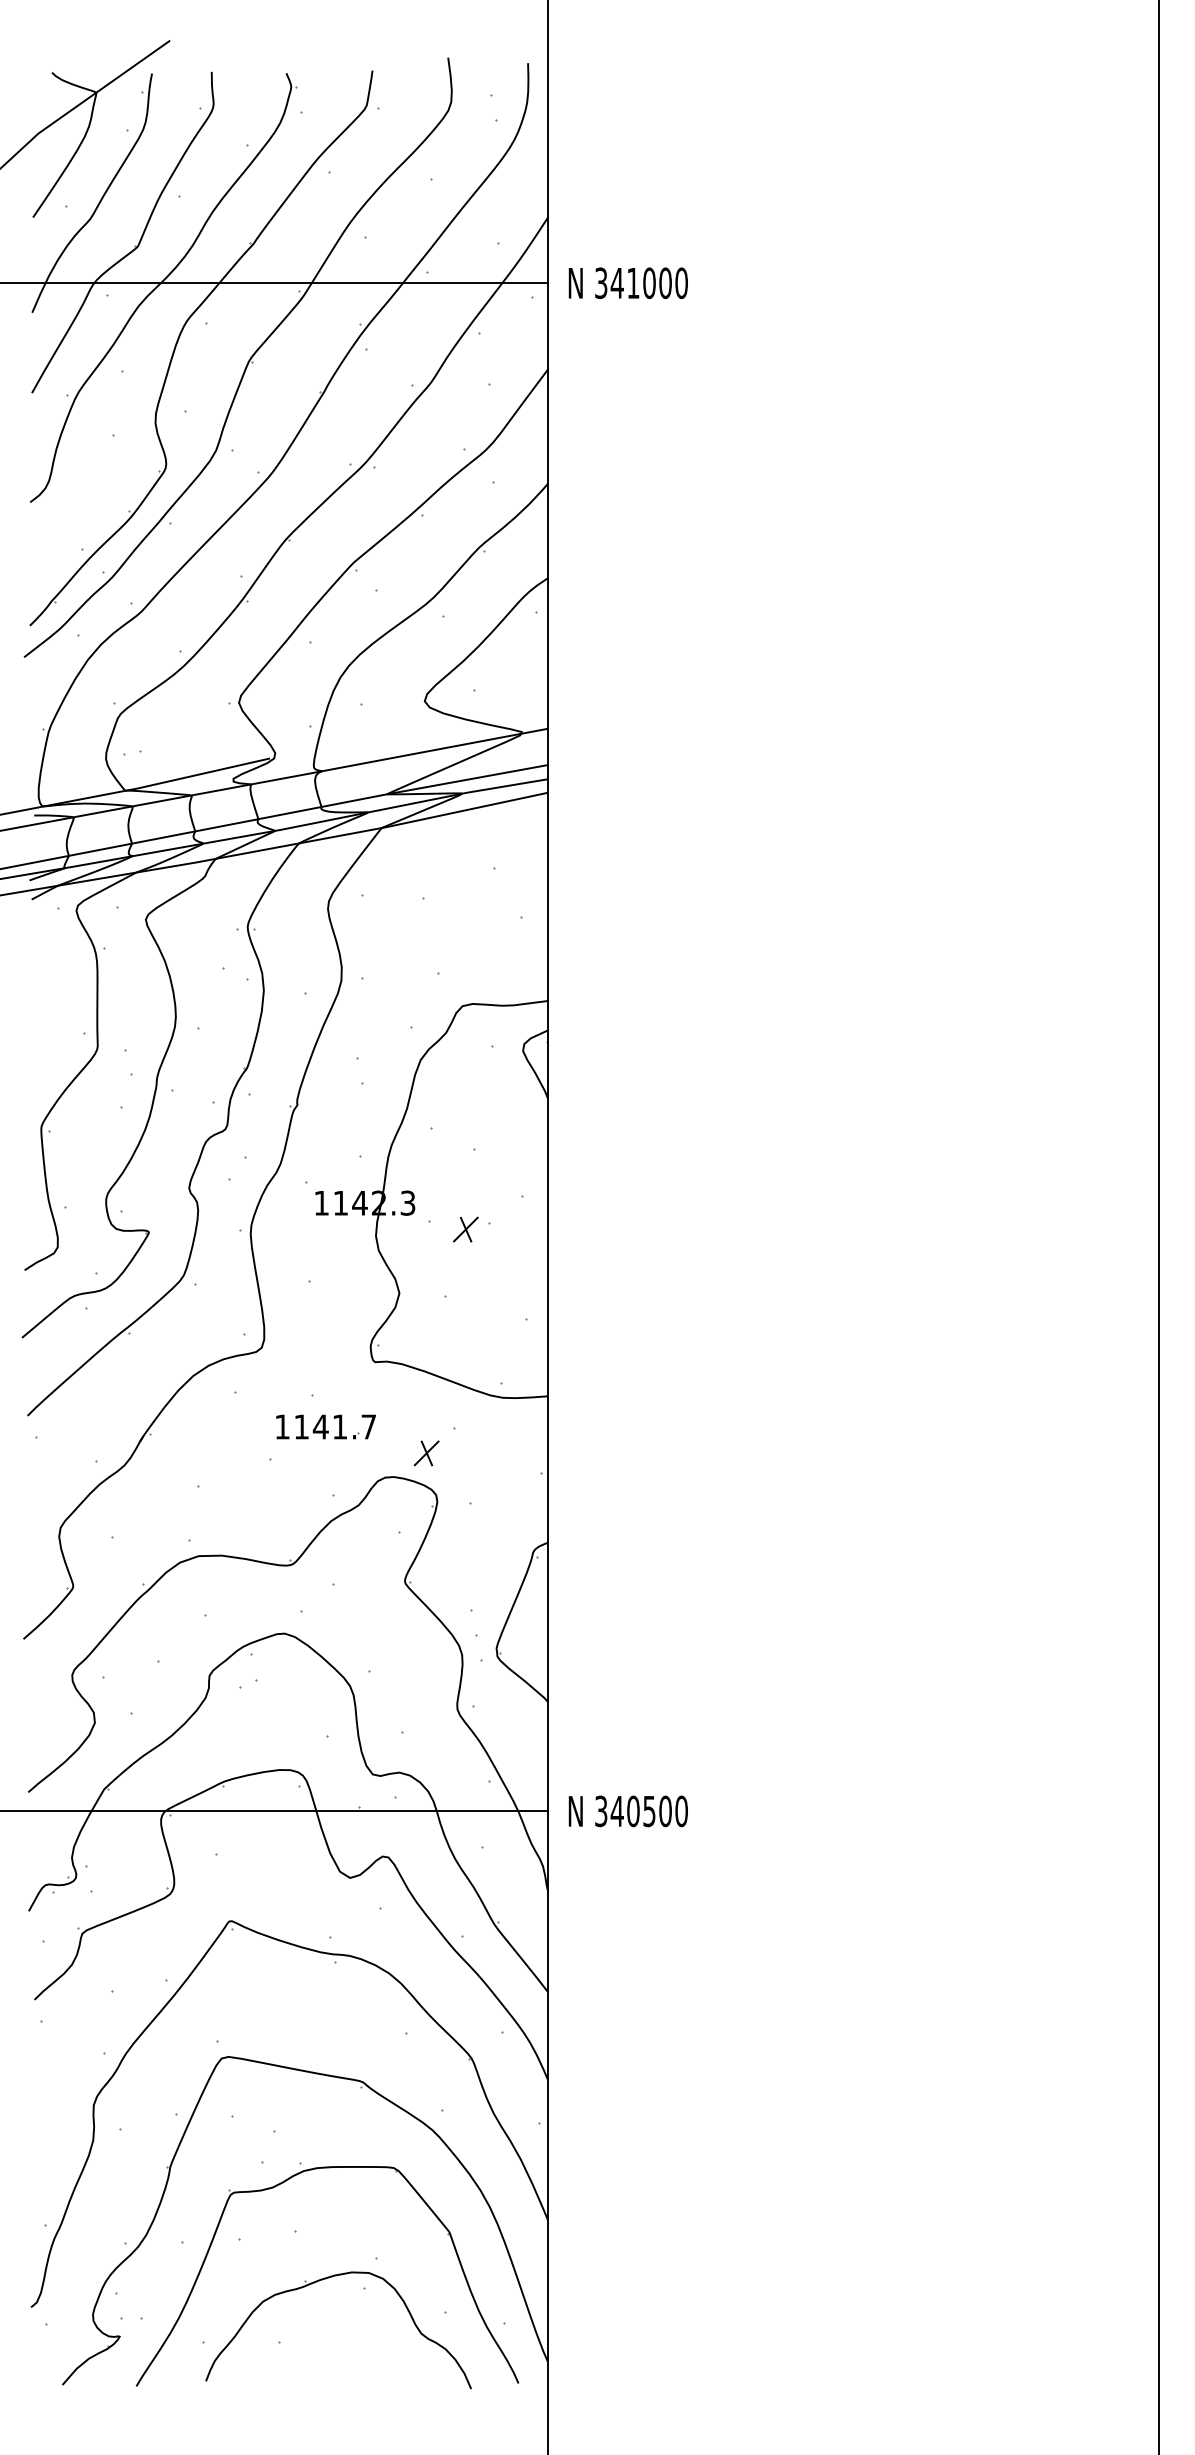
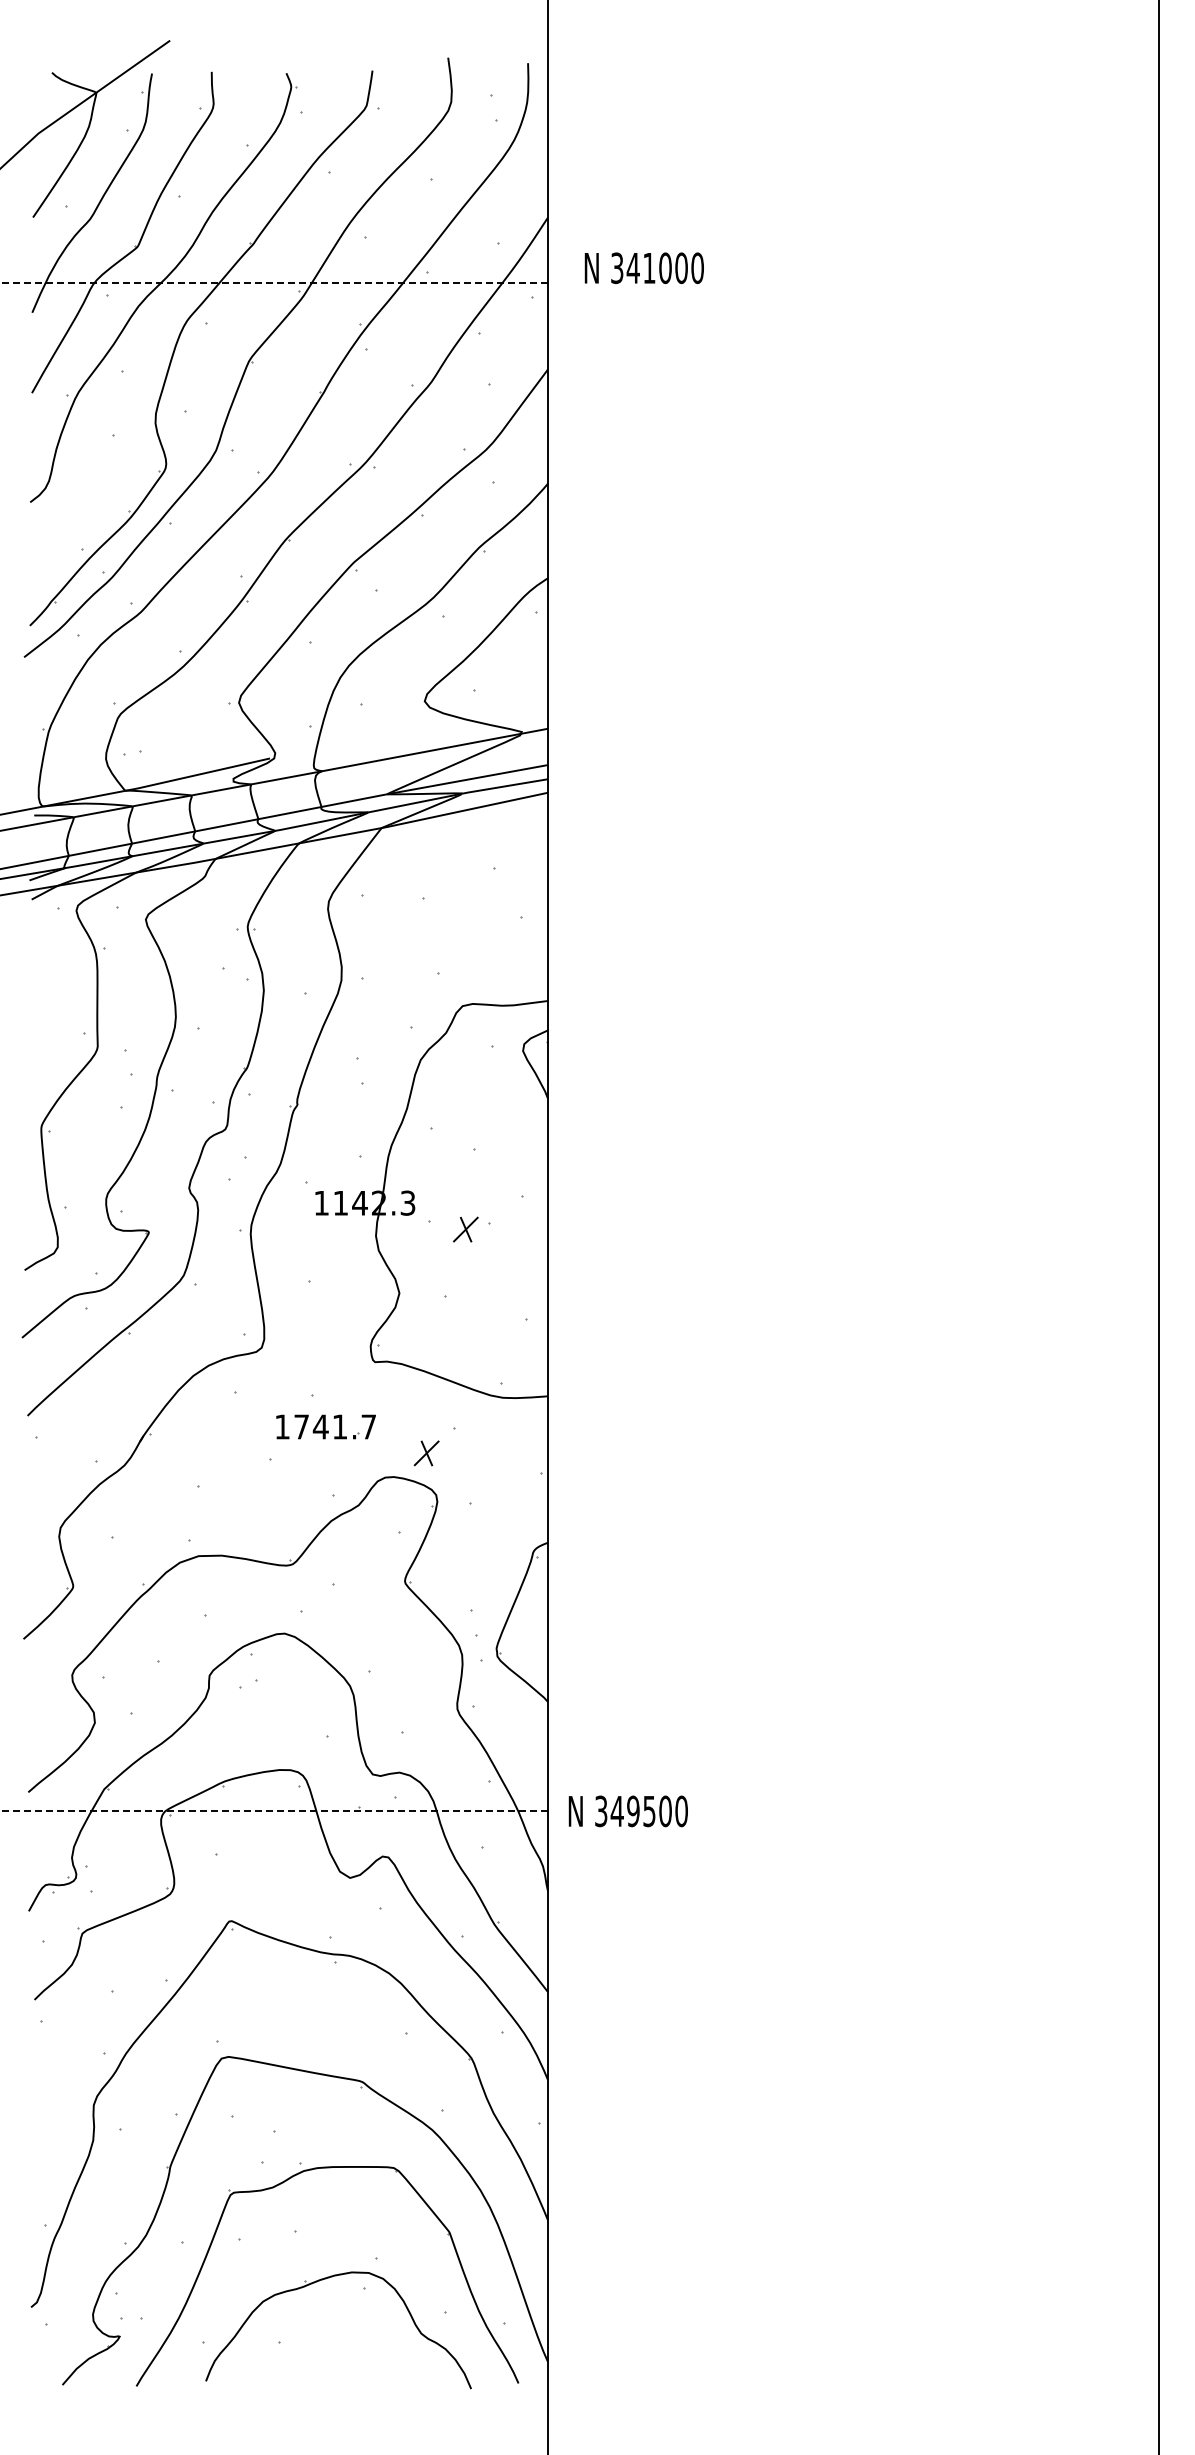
line: solid -> dashed (274, 283)
text position: (627, 283) -> (643, 268) (643, 268)
text: 1141.7 -> 1741.7 (301, 1426)
line: solid -> dashed (274, 1811)
text: 340500 -> 349500 (633, 1811)
